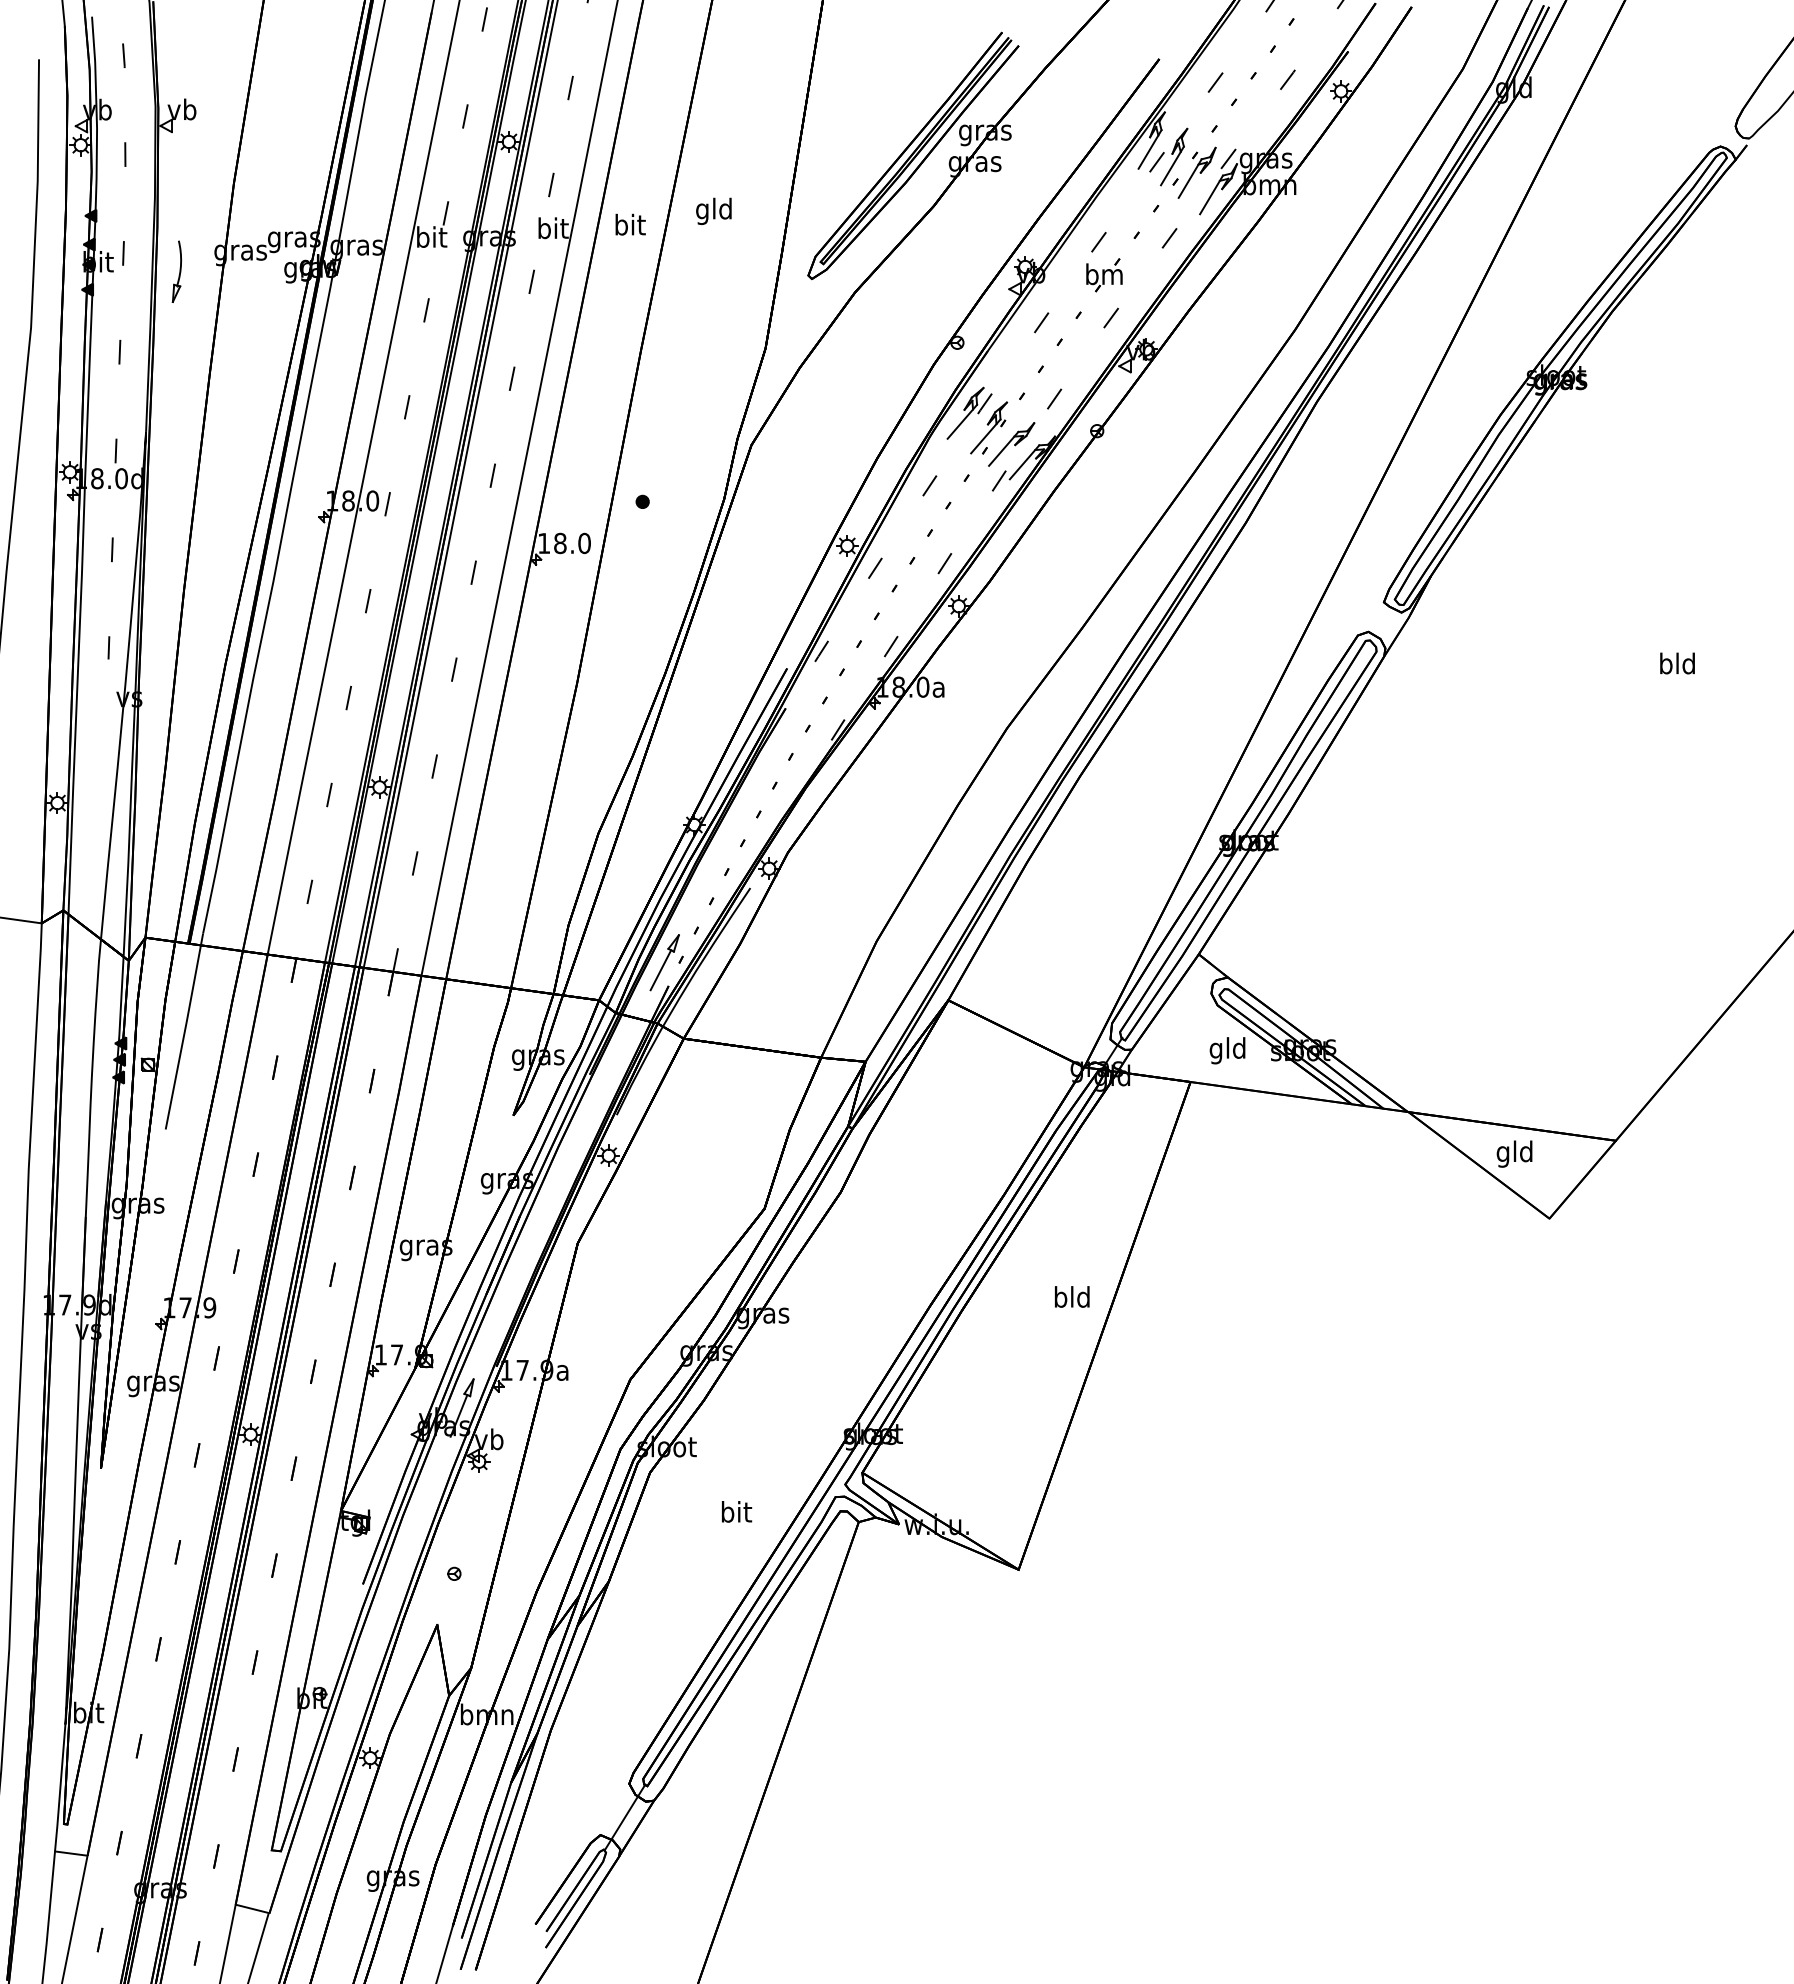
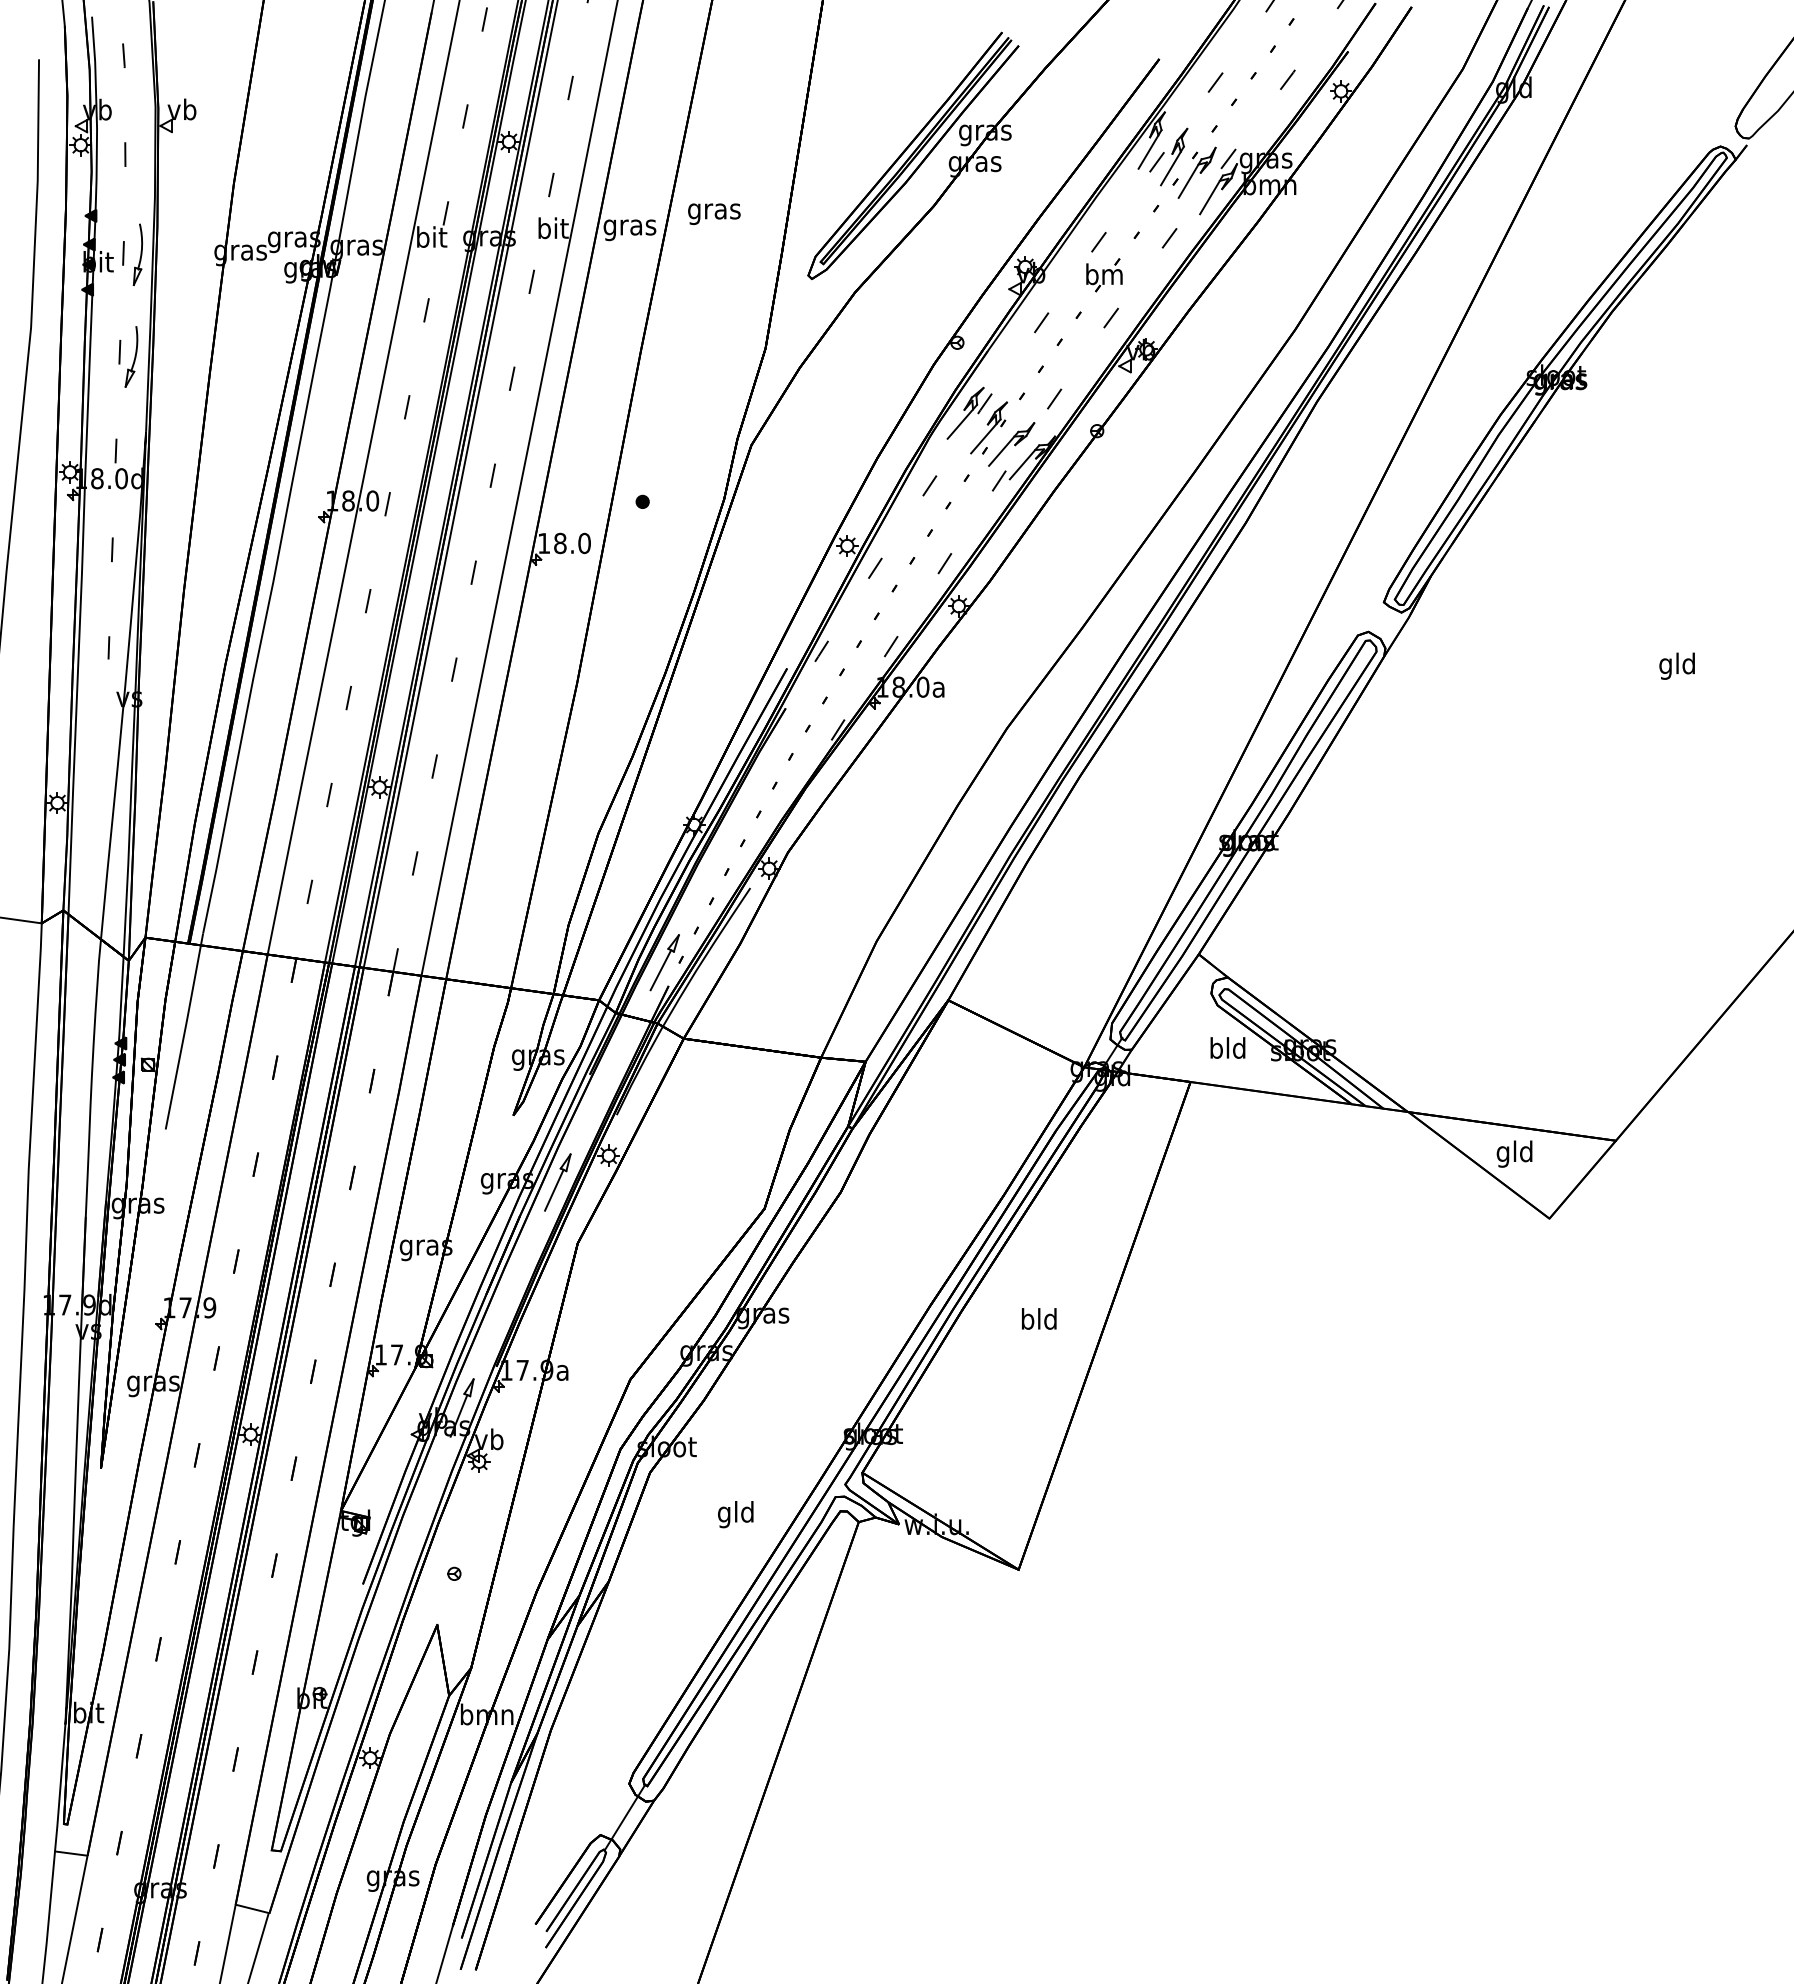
text: gld -> gras (714, 211)
text: bit -> gras (629, 227)
part position: (176, 271) -> (137, 254) (137, 254)
part: none -> present (131, 356)
text: bld -> gld (1665, 665)
text: gld -> bld (1215, 1050)
part: none -> present (557, 1182)
text position: (1072, 1296) -> (1039, 1318) (1039, 1318)
text: bit -> gld (735, 1514)
